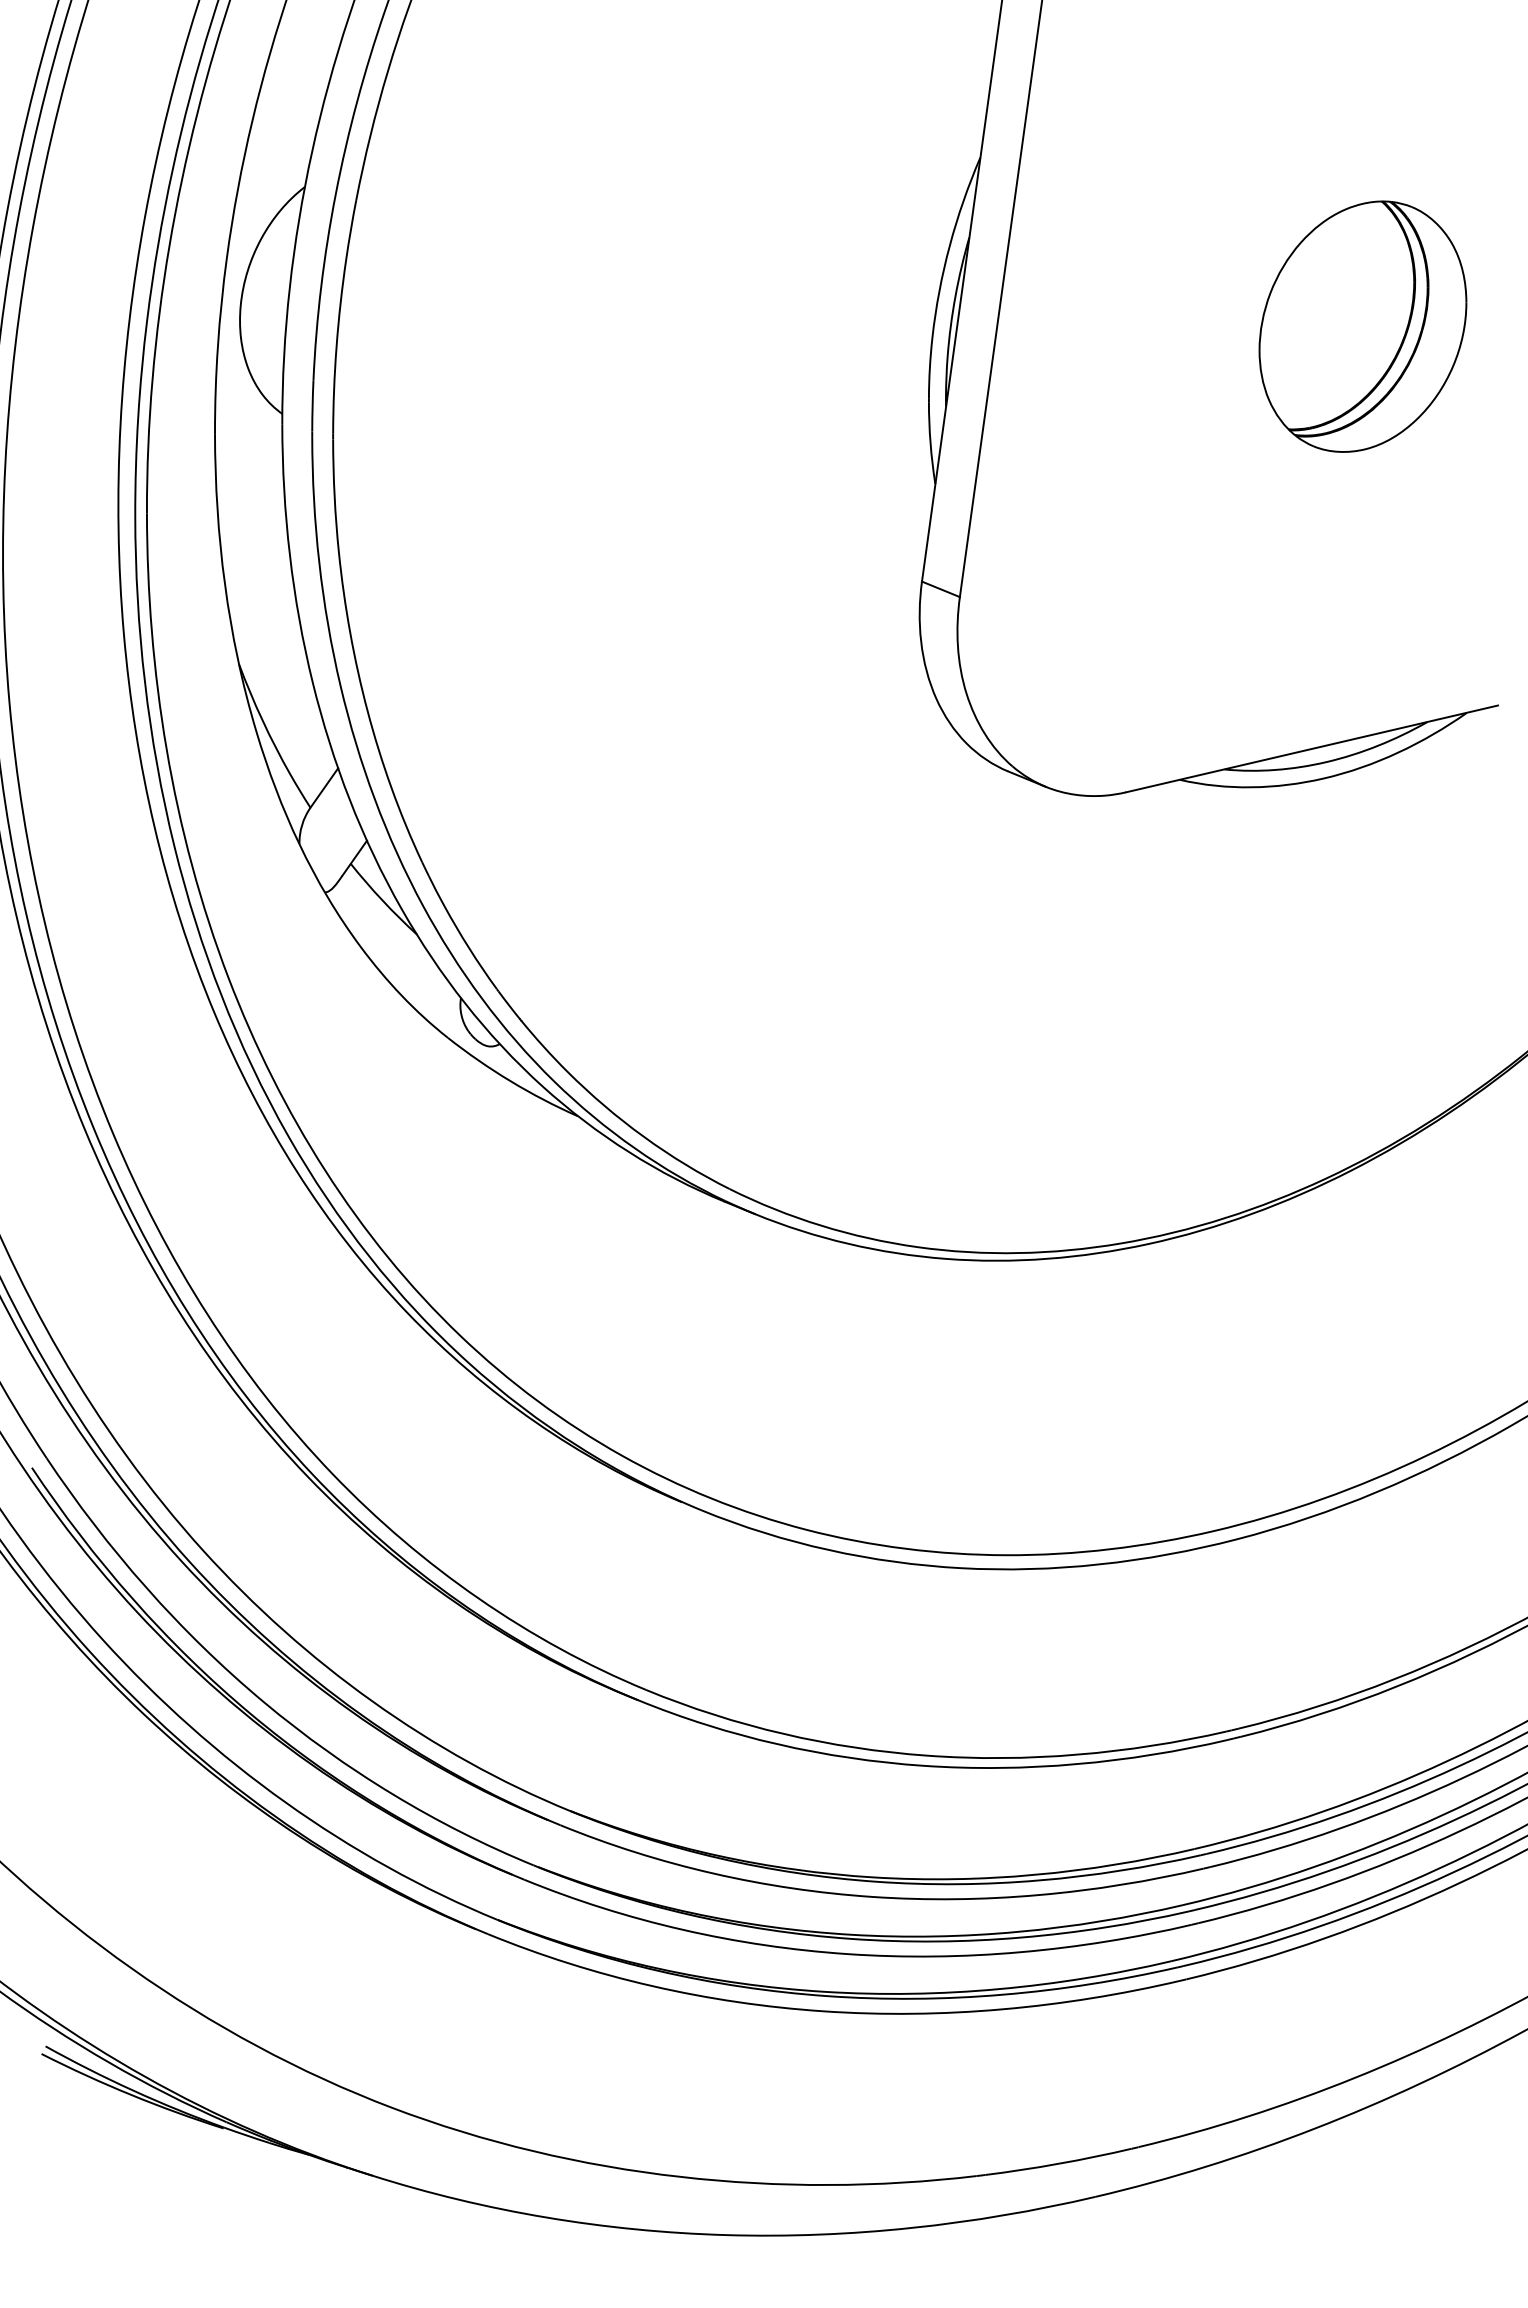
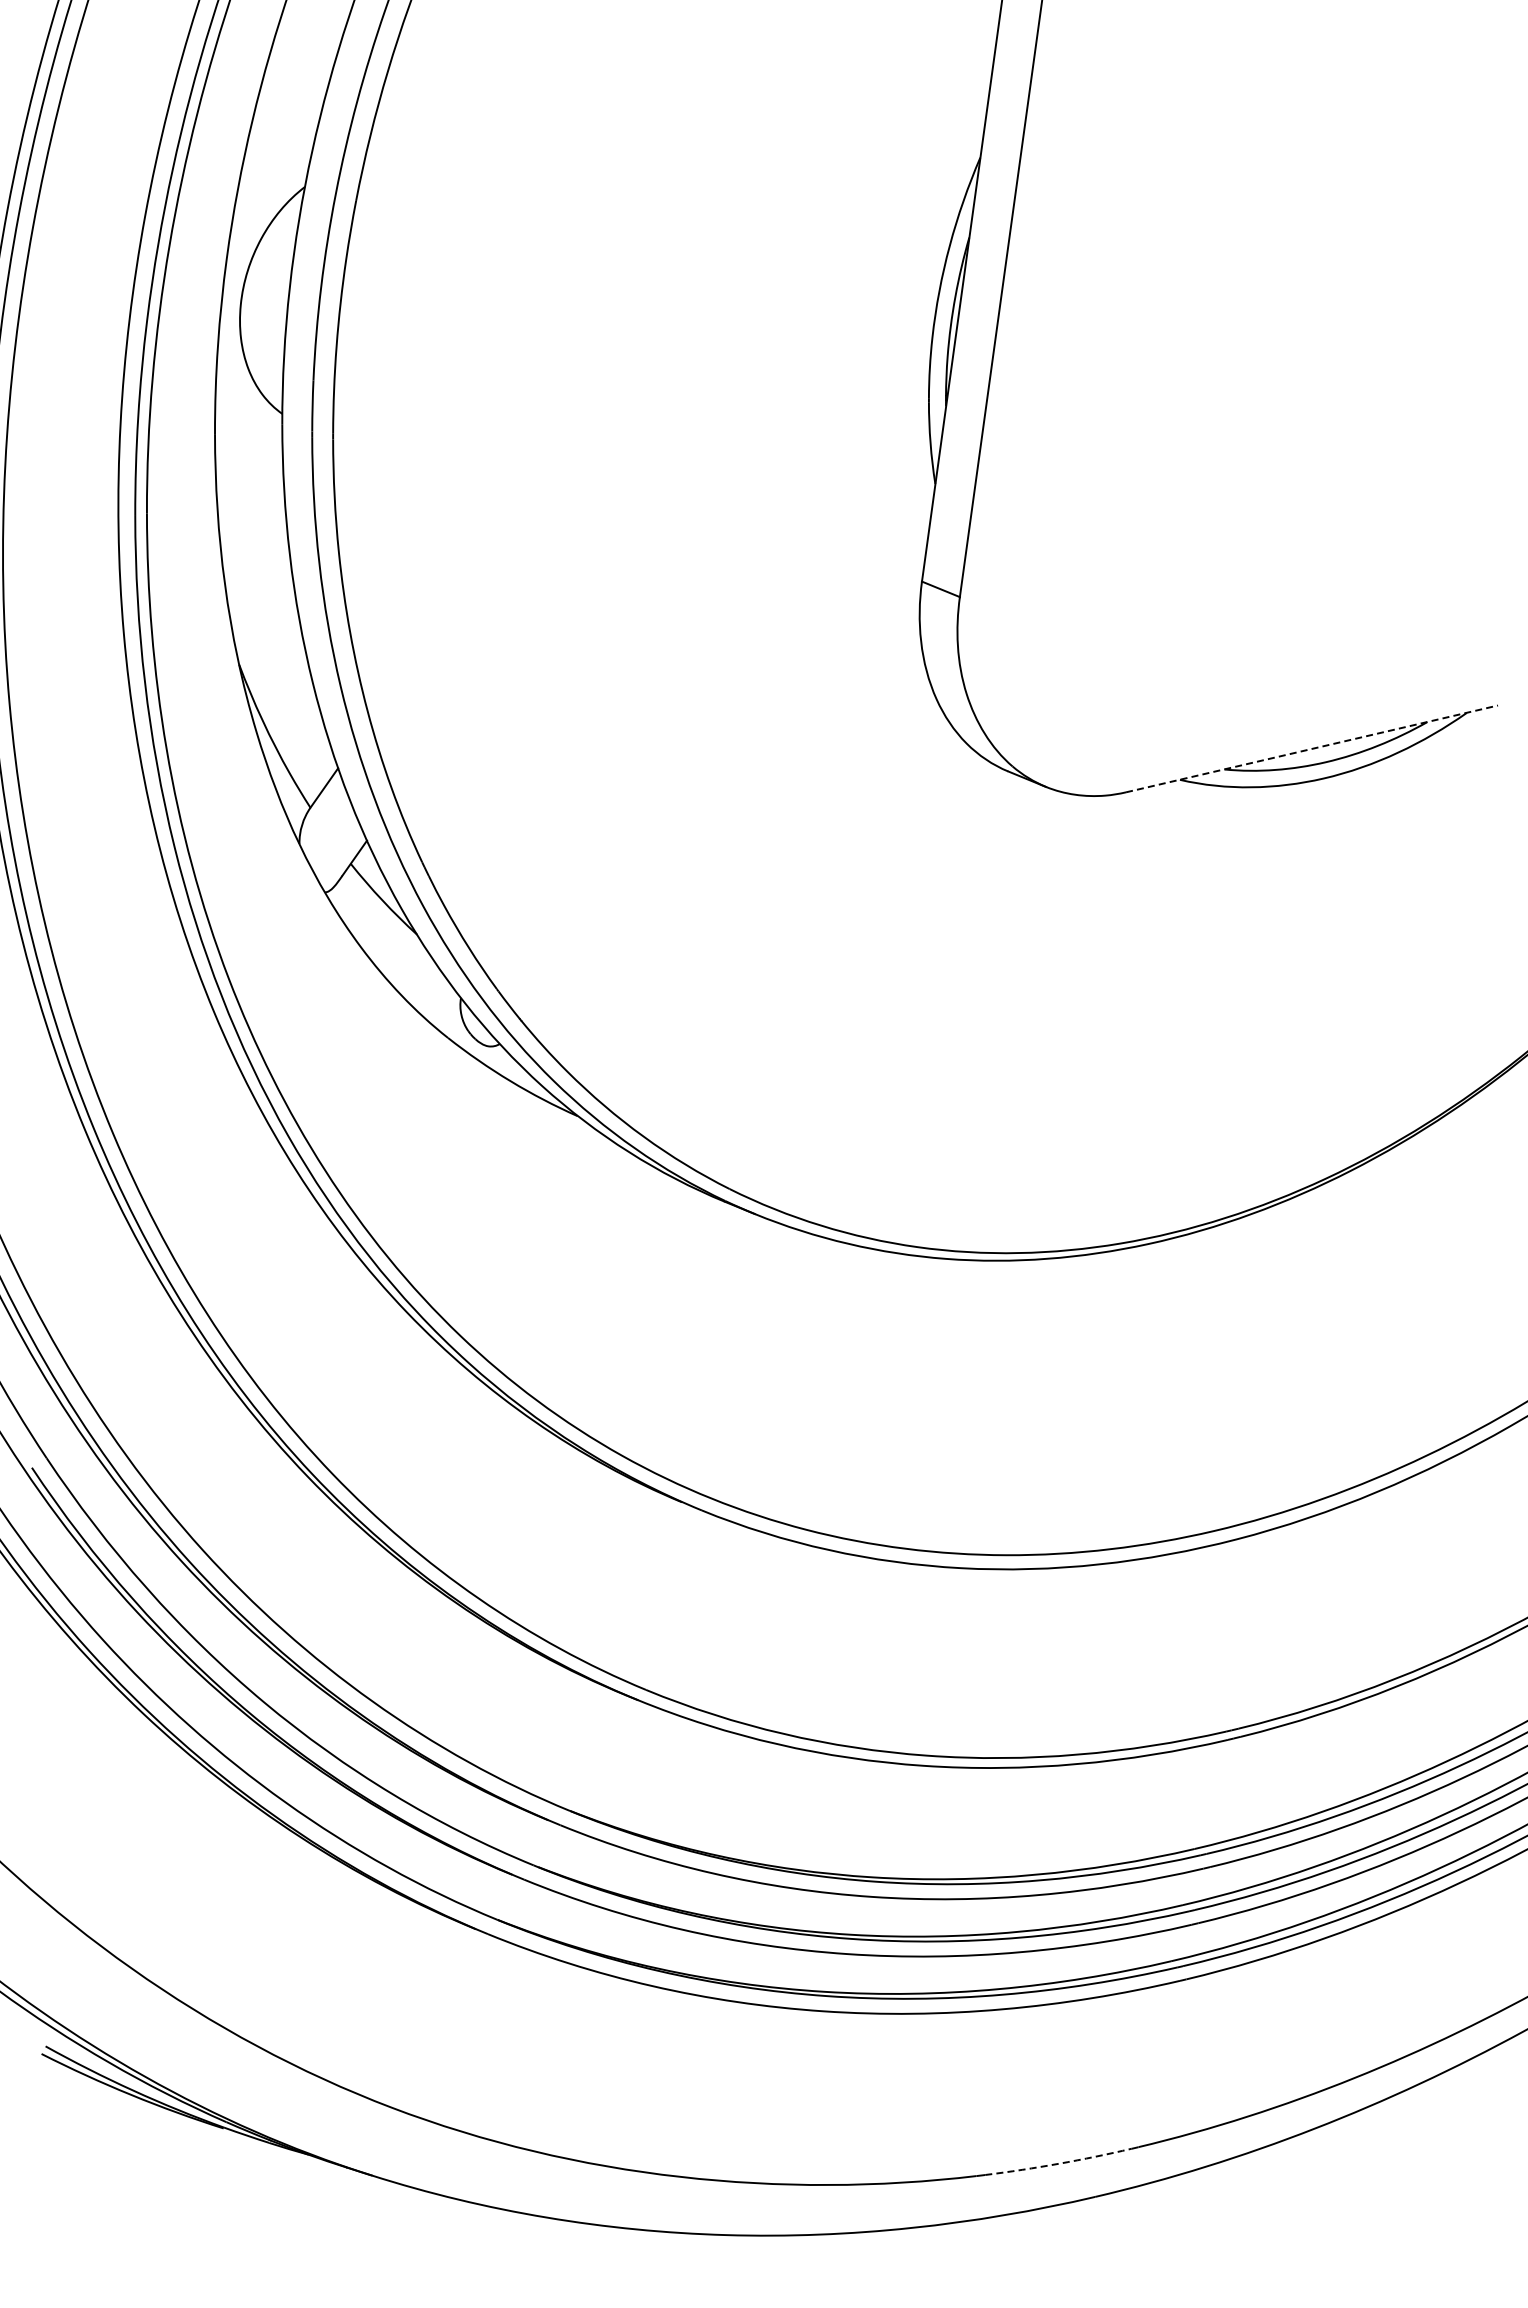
part: present -> none (1362, 326)
line: solid -> dashed (1312, 748)
arc: solid -> dashed (1058, 2163)
